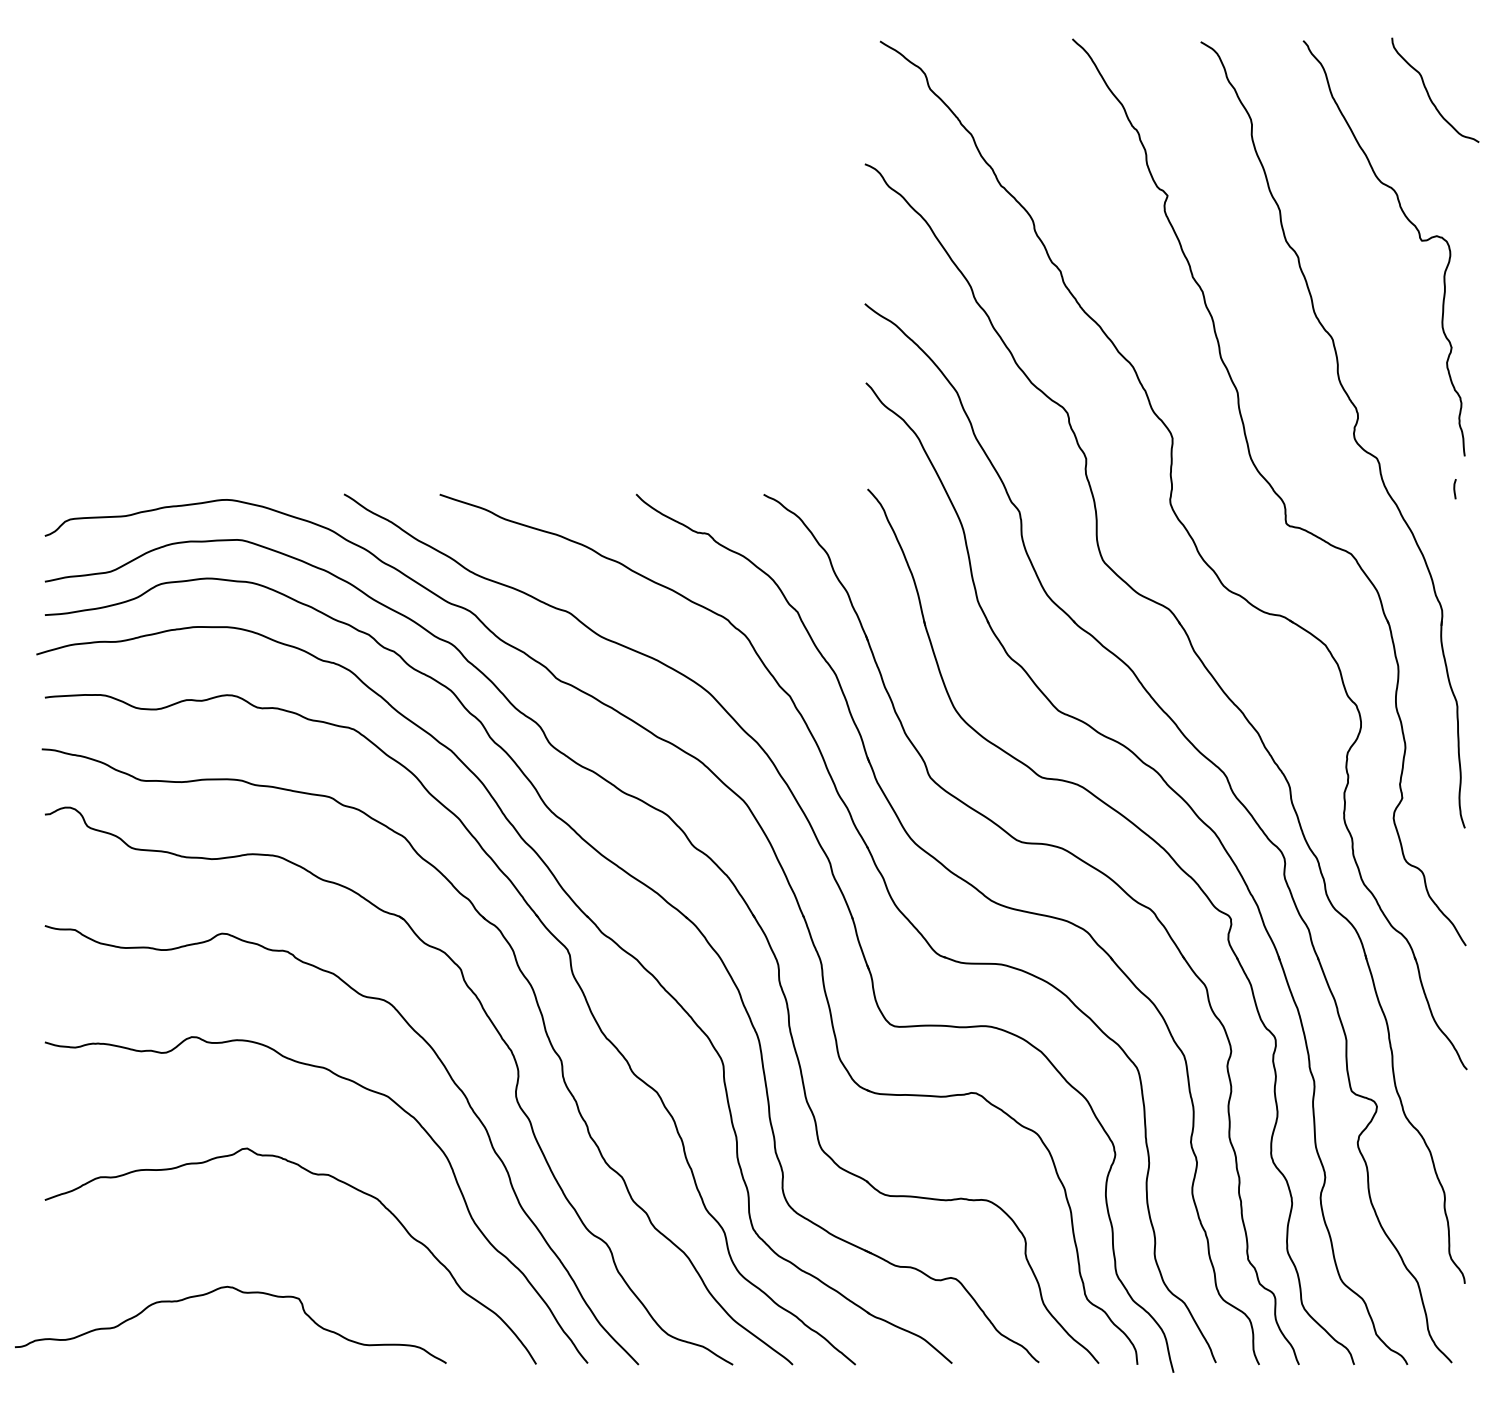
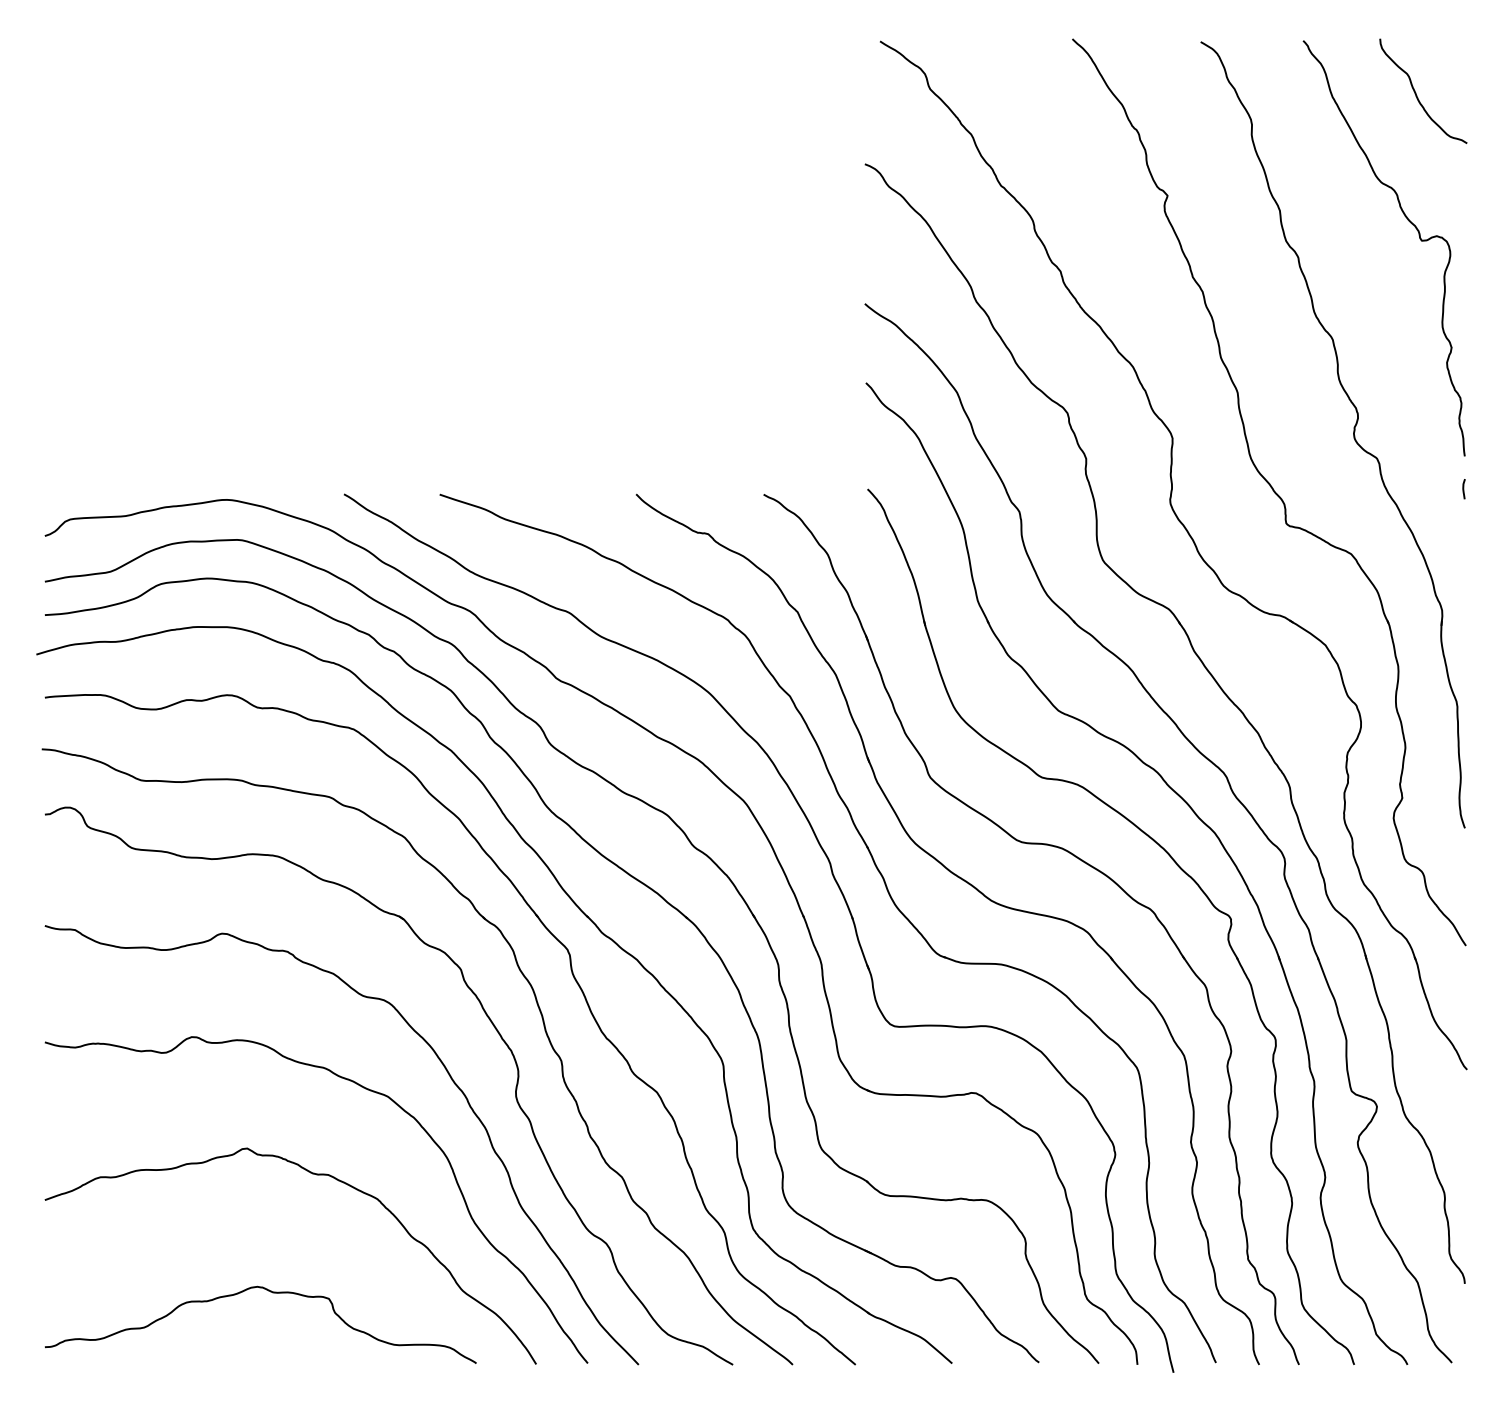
curve position: (1428, 91) -> (1416, 92) (1416, 92)
line position: (1454, 489) -> (1463, 489) (1463, 489)
curve position: (242, 1293) -> (272, 1293) (272, 1293)
